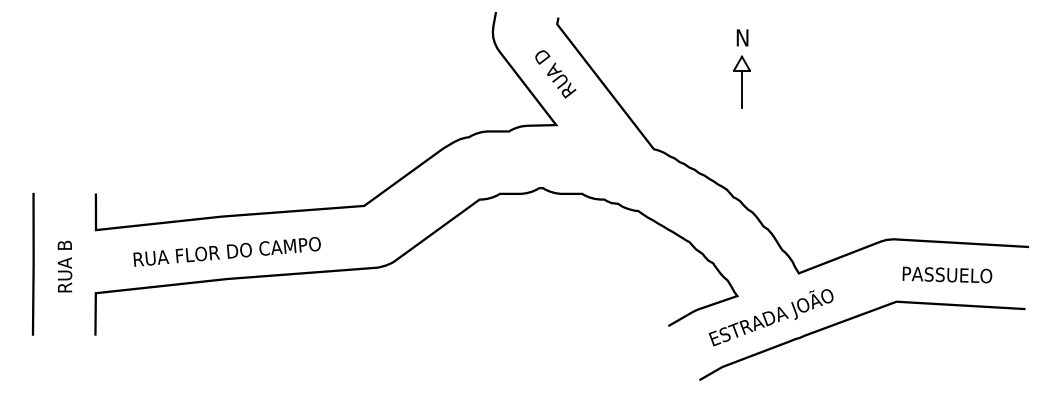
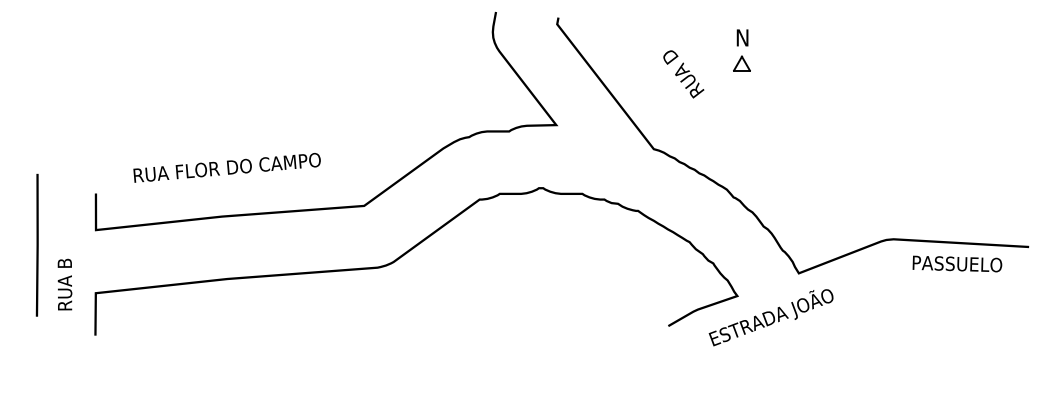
text position: (555, 74) -> (683, 74) (683, 74)
line: present -> none (741, 88)
text position: (226, 251) -> (226, 167) (226, 167)
line position: (32, 263) -> (36, 244) (36, 244)
text position: (64, 266) -> (64, 284) (64, 284)
text position: (947, 274) -> (957, 263) (957, 263)
curve: present -> none (855, 318)
